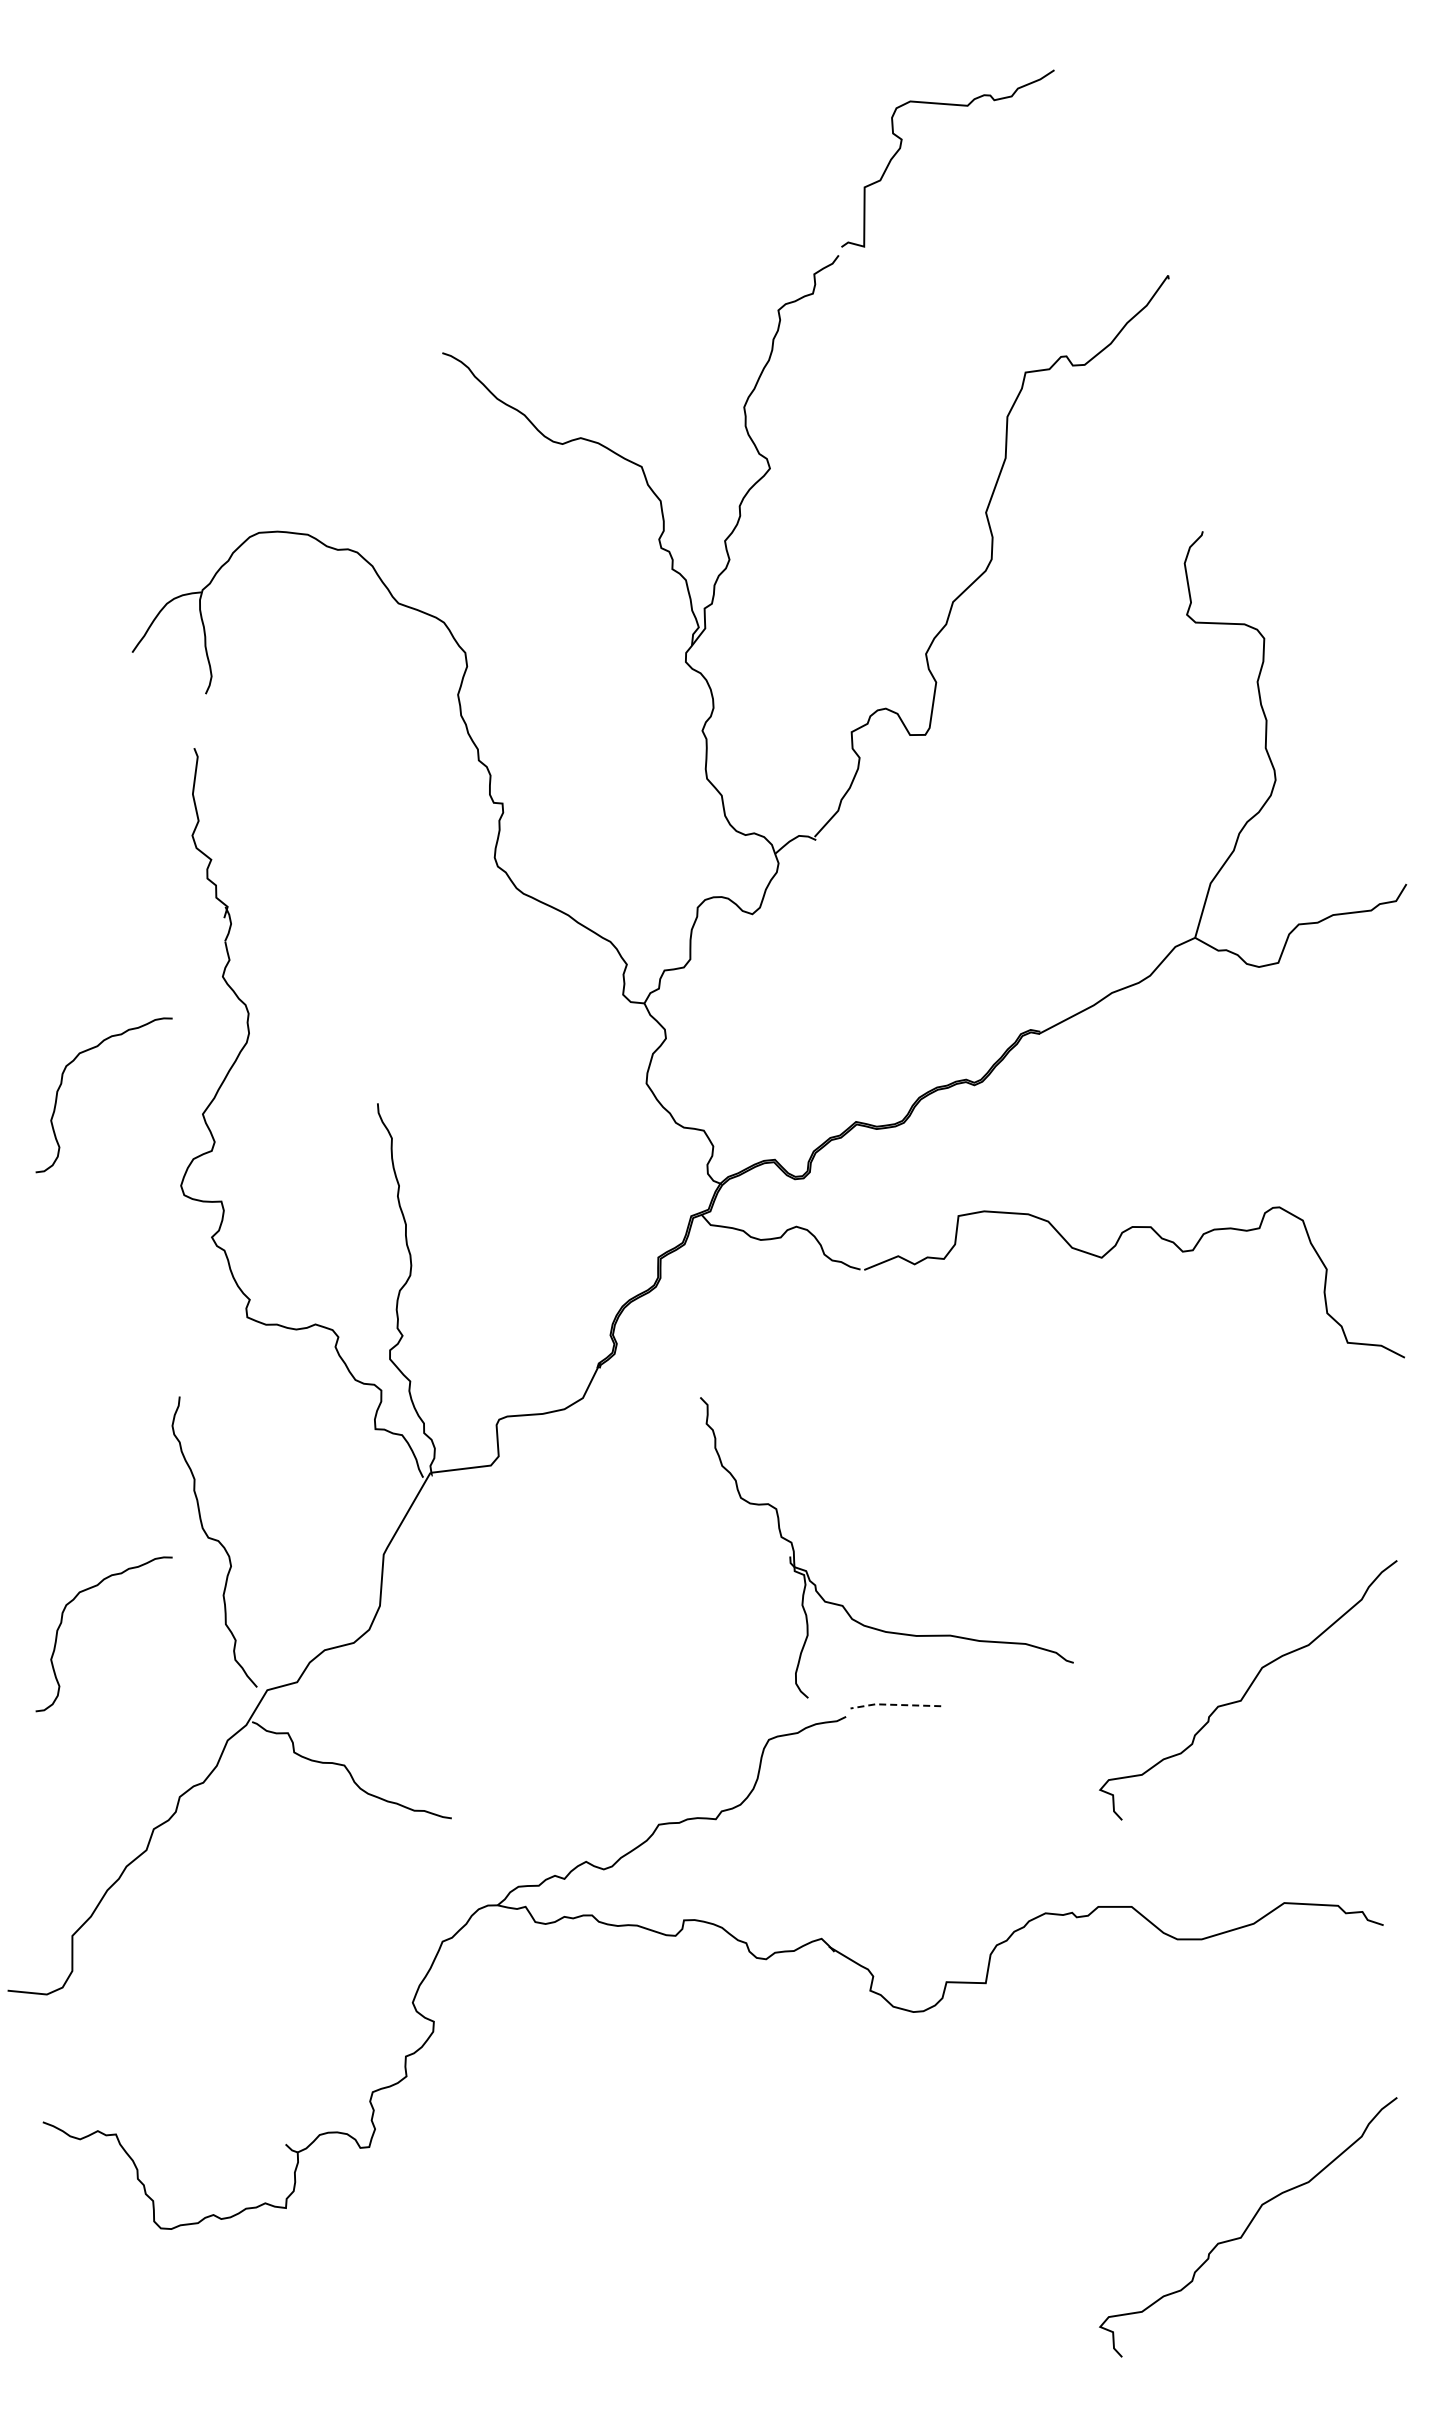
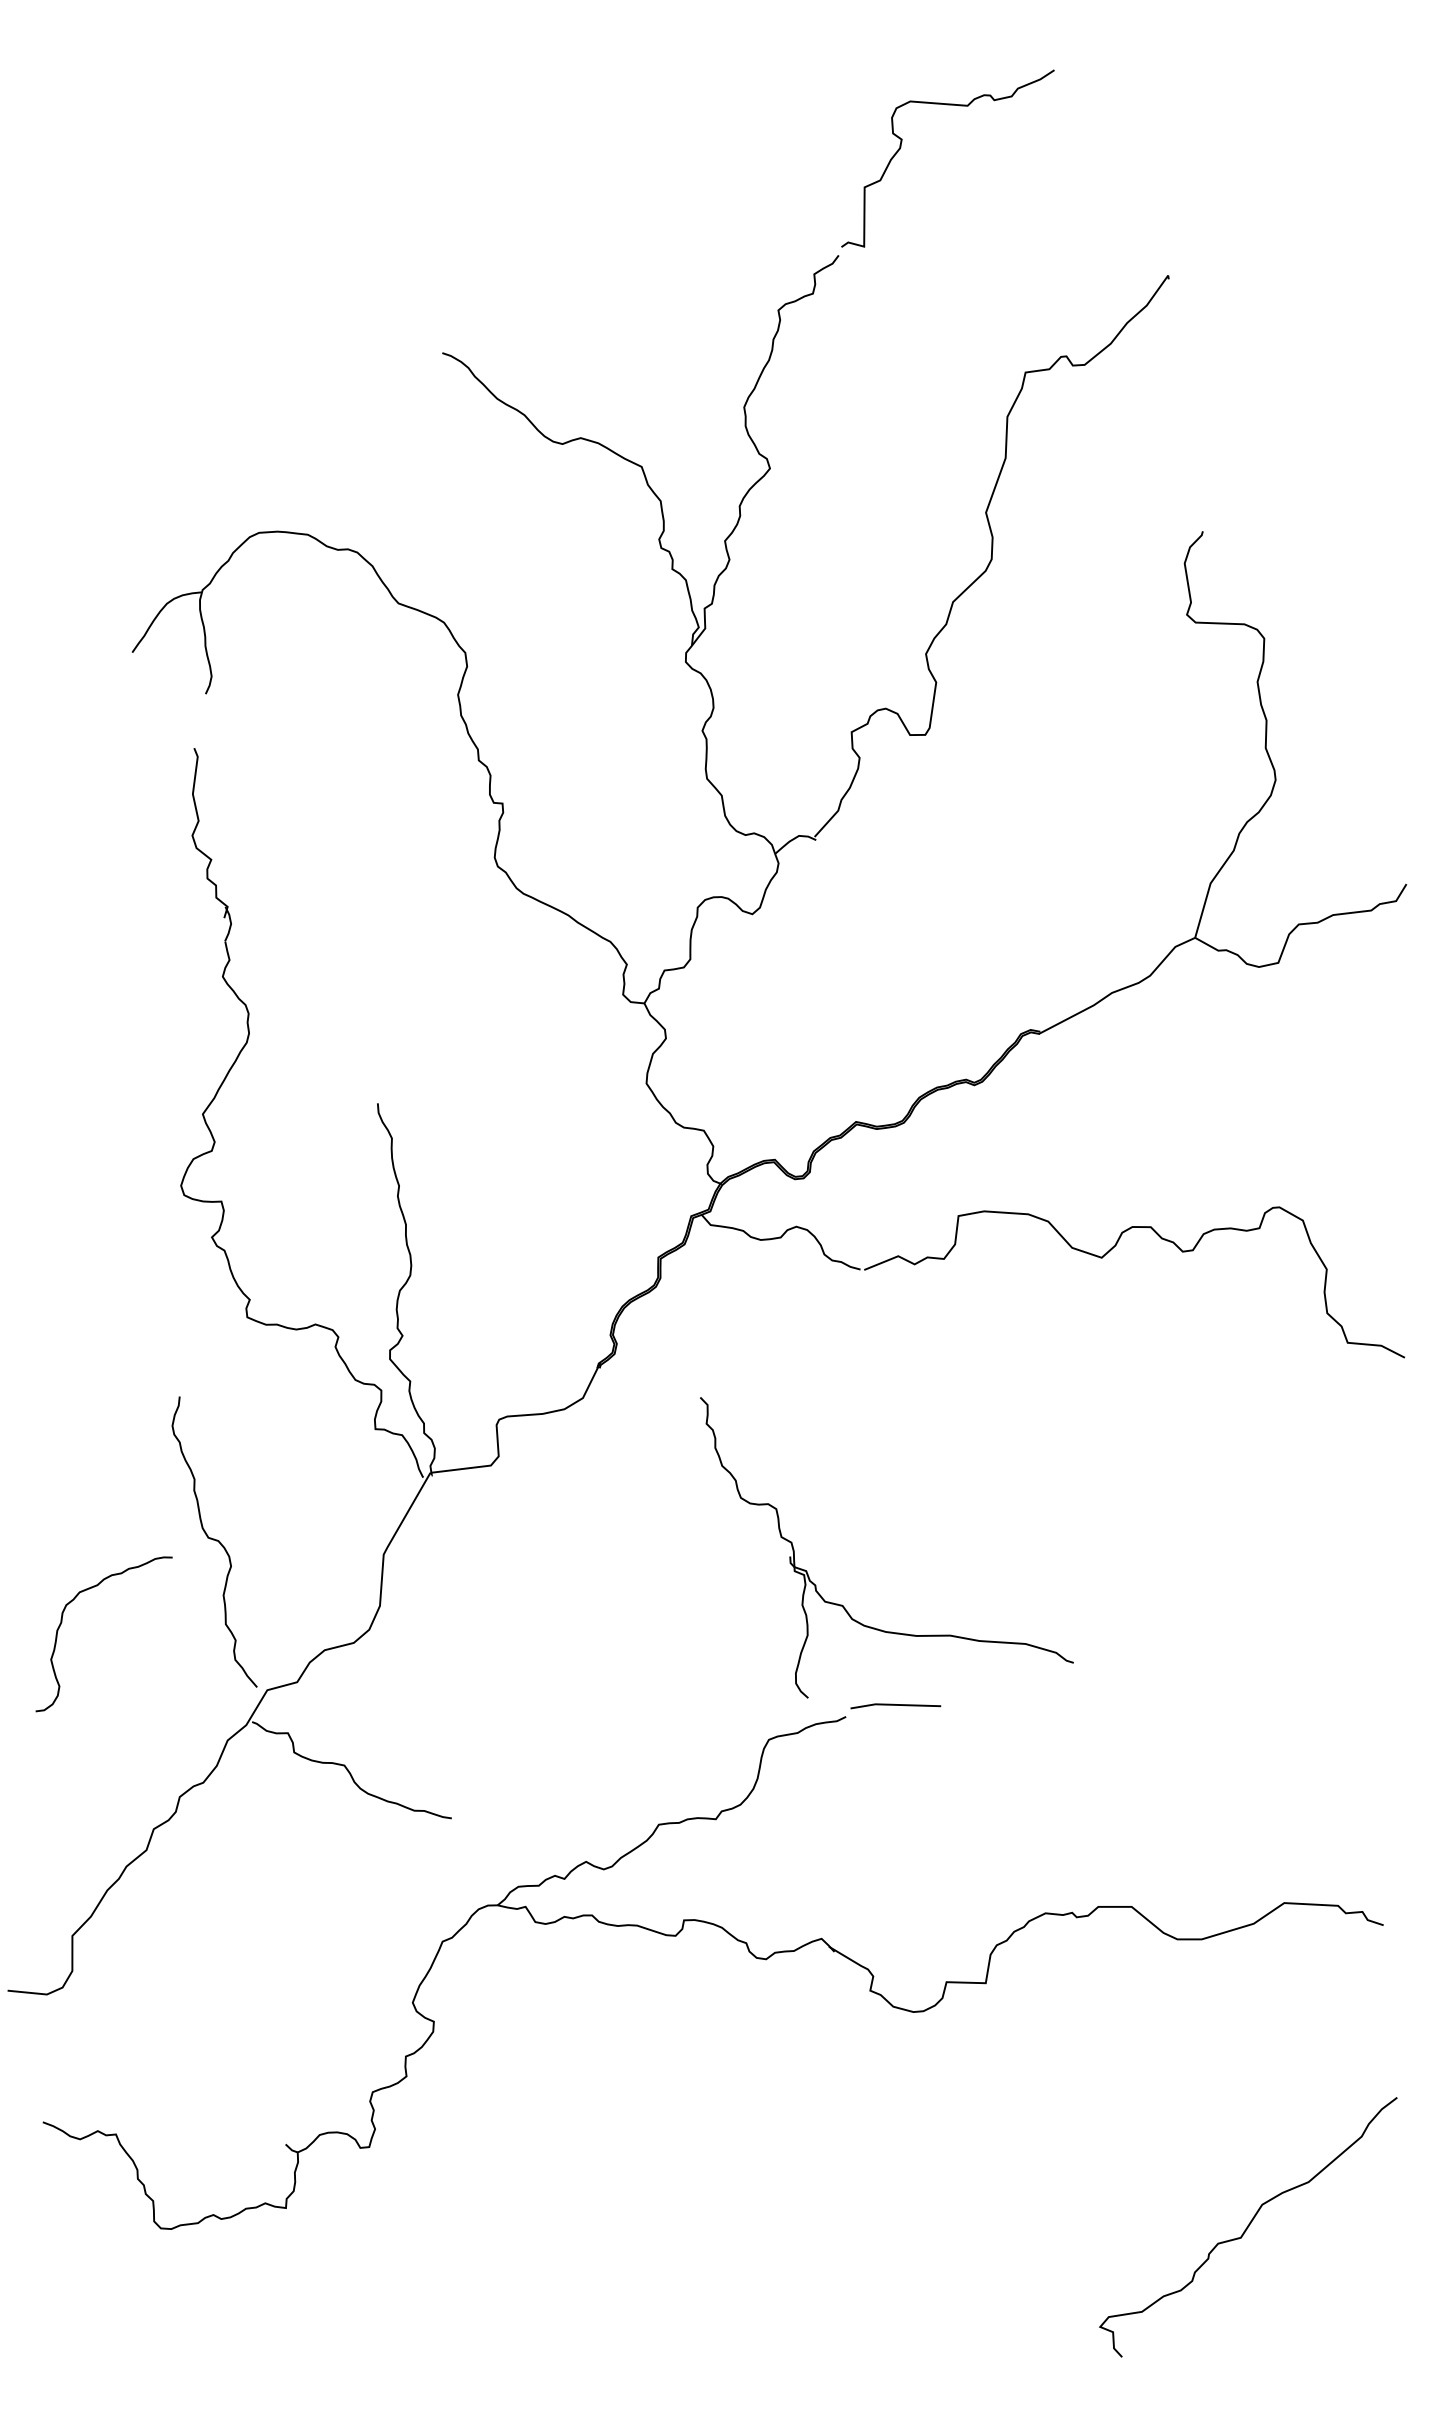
curve: present -> none (62, 1083)
curve: present -> none (1248, 1690)
line: dashed -> solid (894, 1704)
